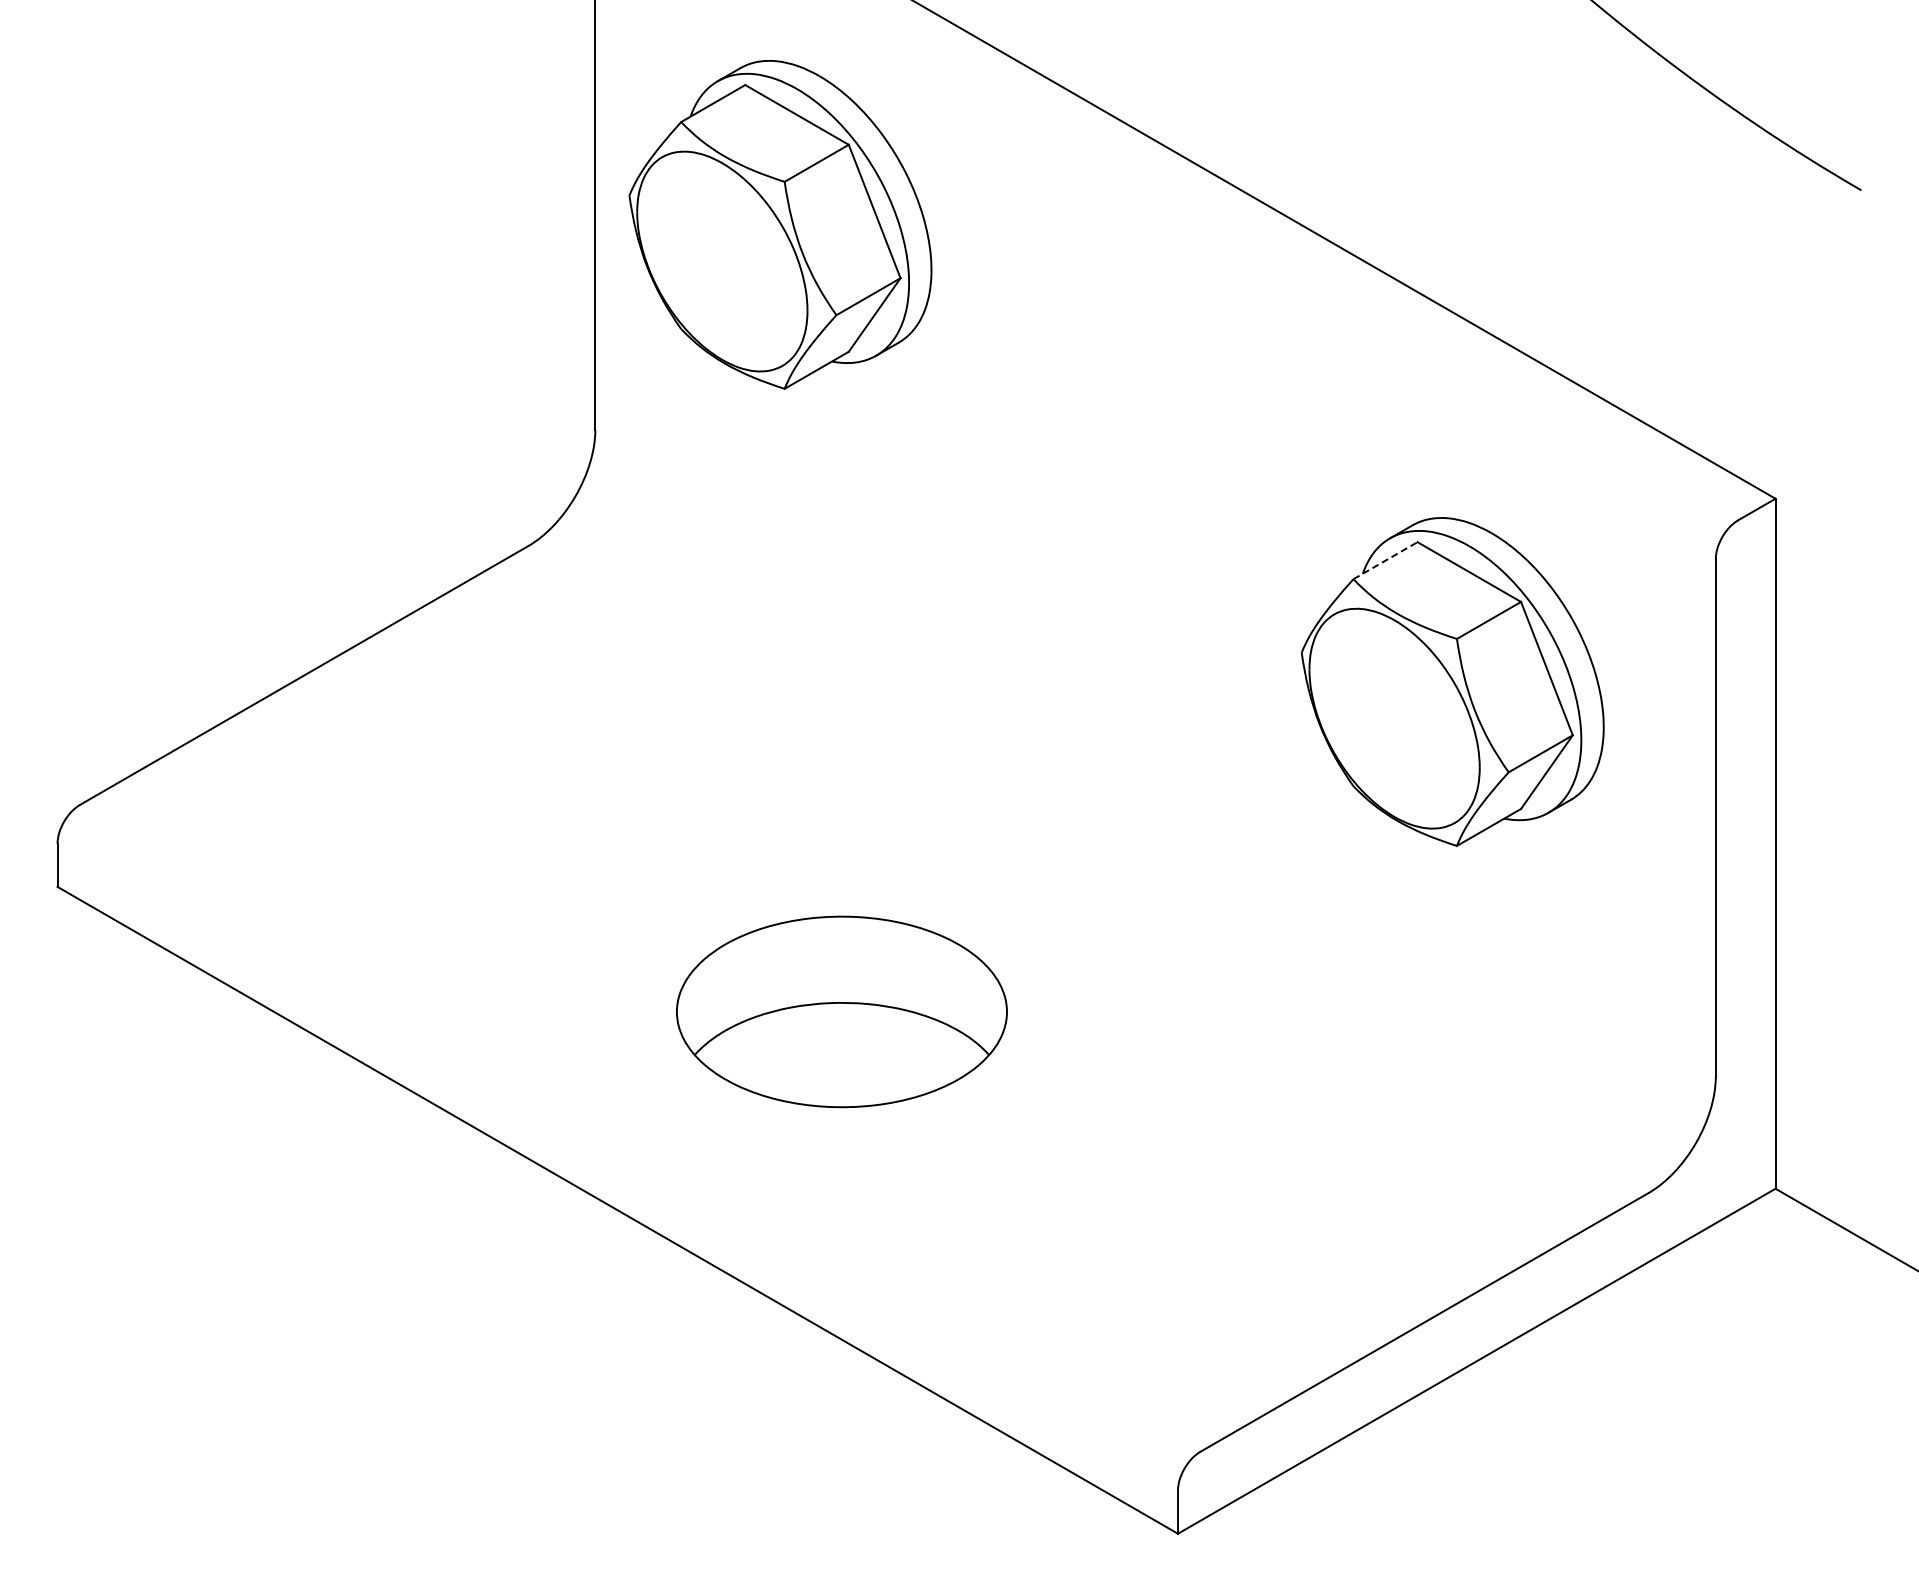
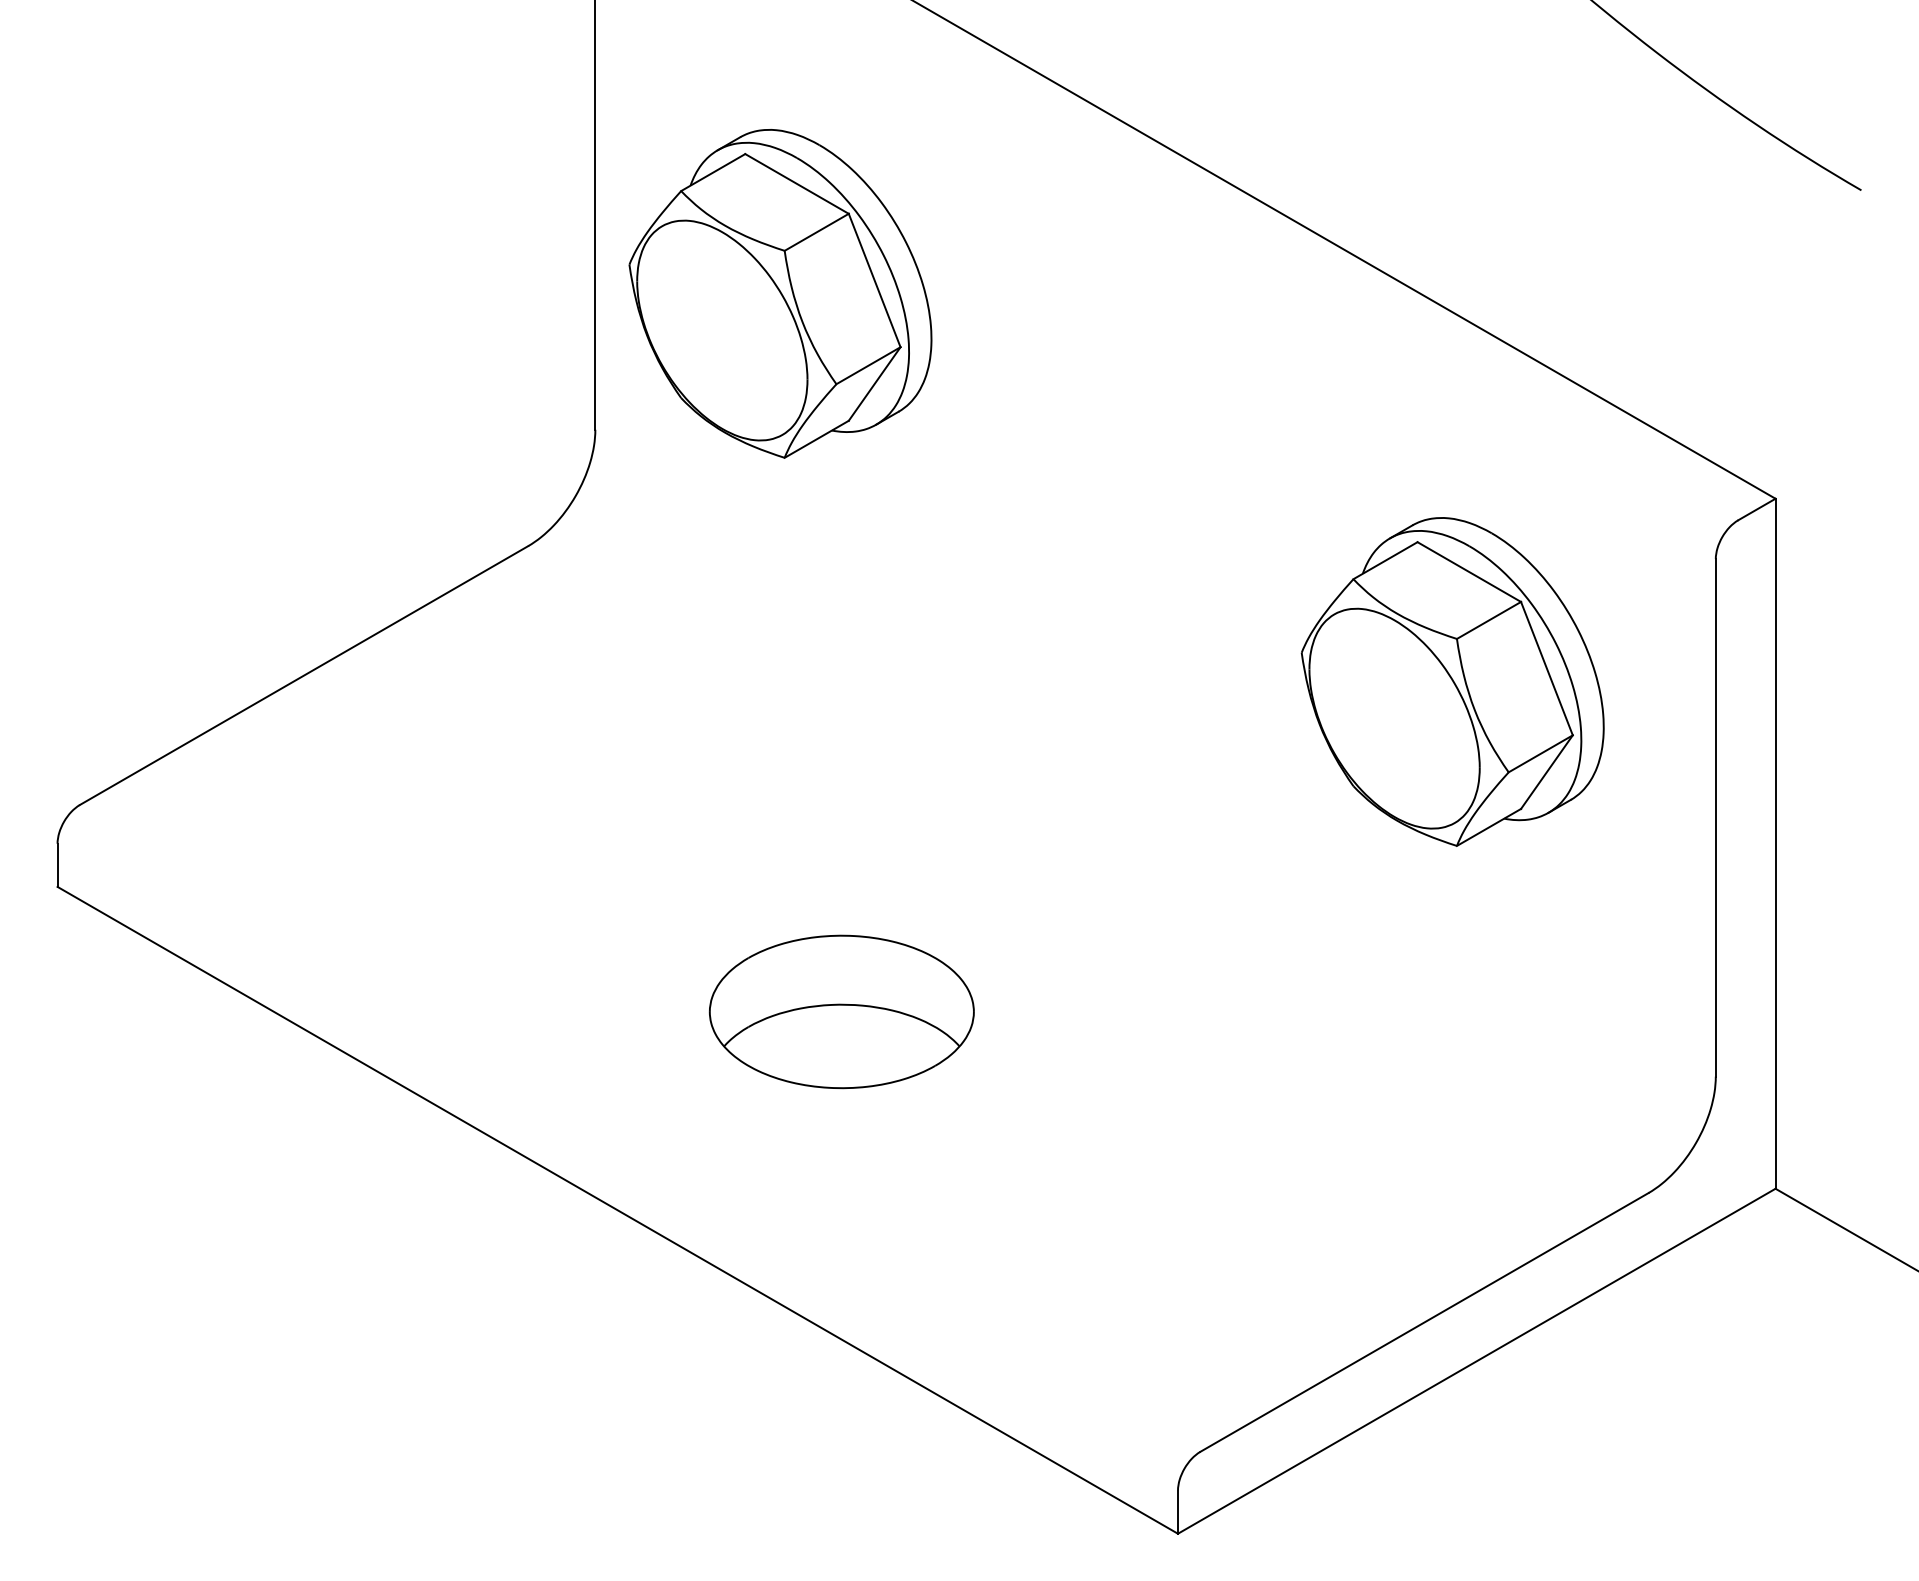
part position: (780, 224) -> (780, 293) (780, 293)
line: dashed -> solid (1385, 560)
part size: 332x194 px -> 267x156 px (841, 1011)
